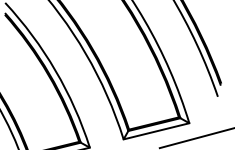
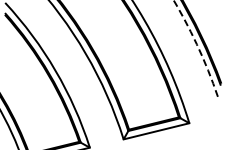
arc: solid -> dashed (198, 47)
line: present -> none (197, 137)
